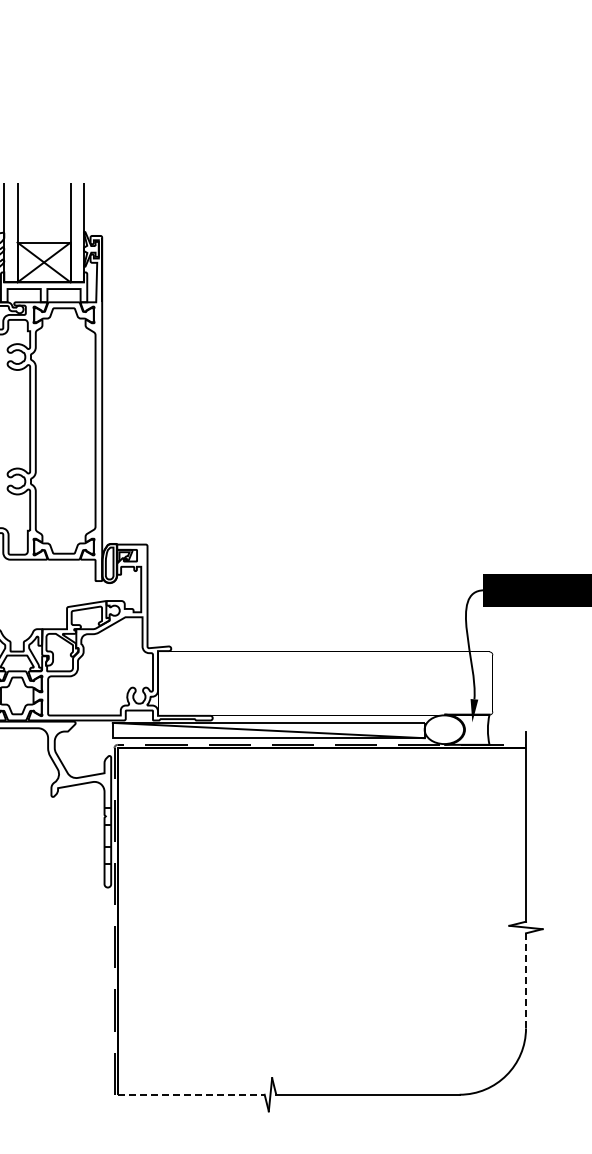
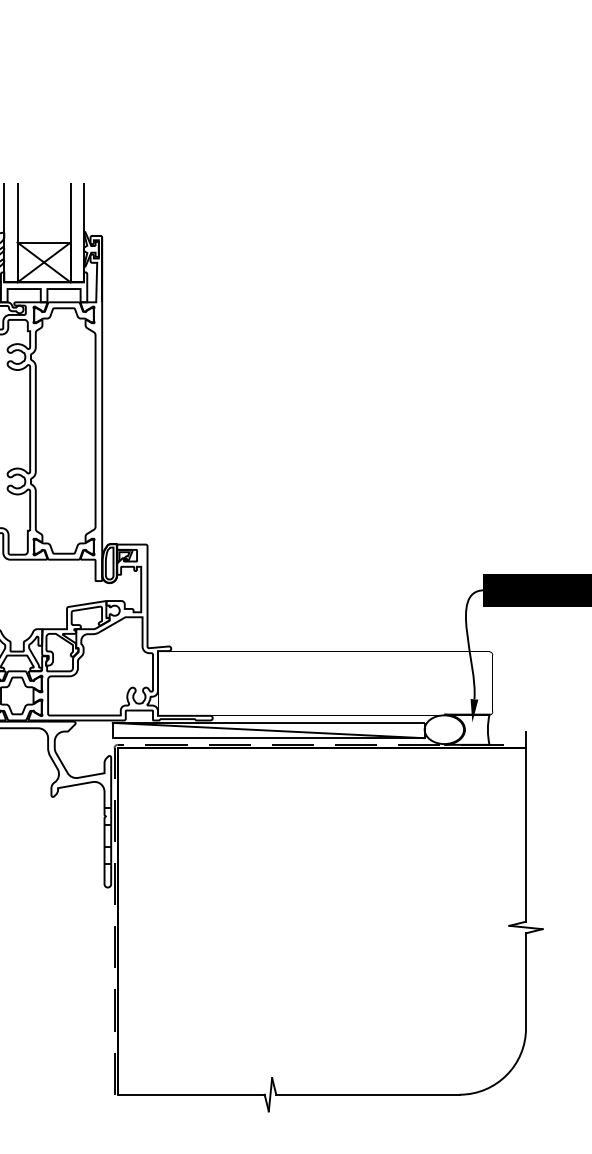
line: dashed -> solid (526, 980)
line: dashed -> solid (191, 1094)
